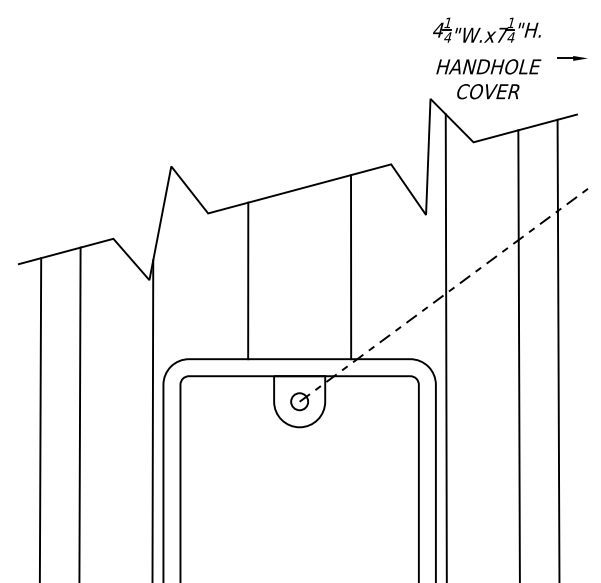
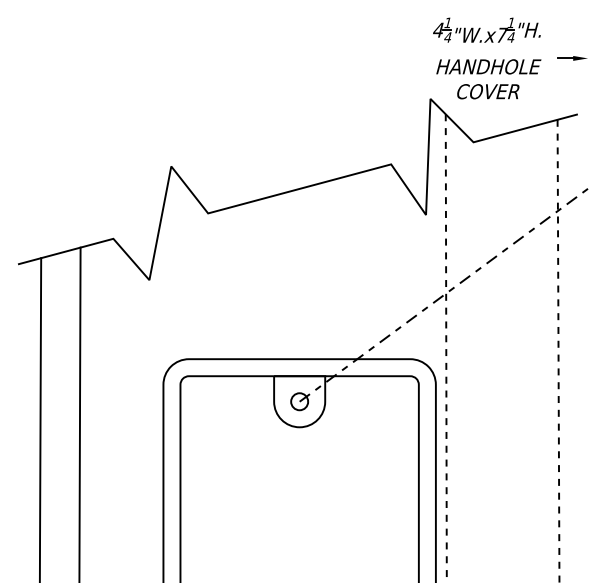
line: present -> none (351, 267)
line: present -> none (248, 280)
line: solid -> dashed (446, 349)
line: solid -> dashed (558, 351)
line: present -> none (518, 354)
line: present -> none (152, 419)
